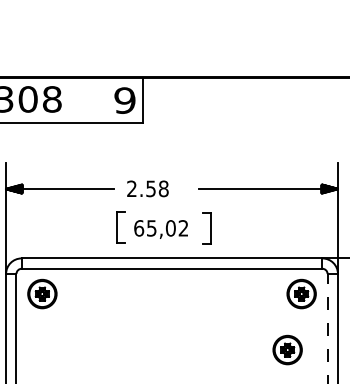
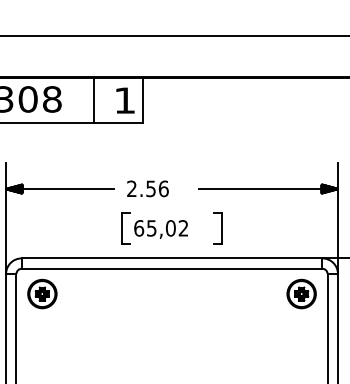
line: none -> present (174, 36)
line: none -> present (94, 100)
text: 9 -> 1 (124, 100)
text: 2.58 -> 2.56 (163, 188)
part position: (120, 227) -> (125, 228) (125, 228)
part position: (206, 228) -> (217, 228) (217, 228)
line: dashed -> solid (327, 328)
part: present -> none (287, 349)
